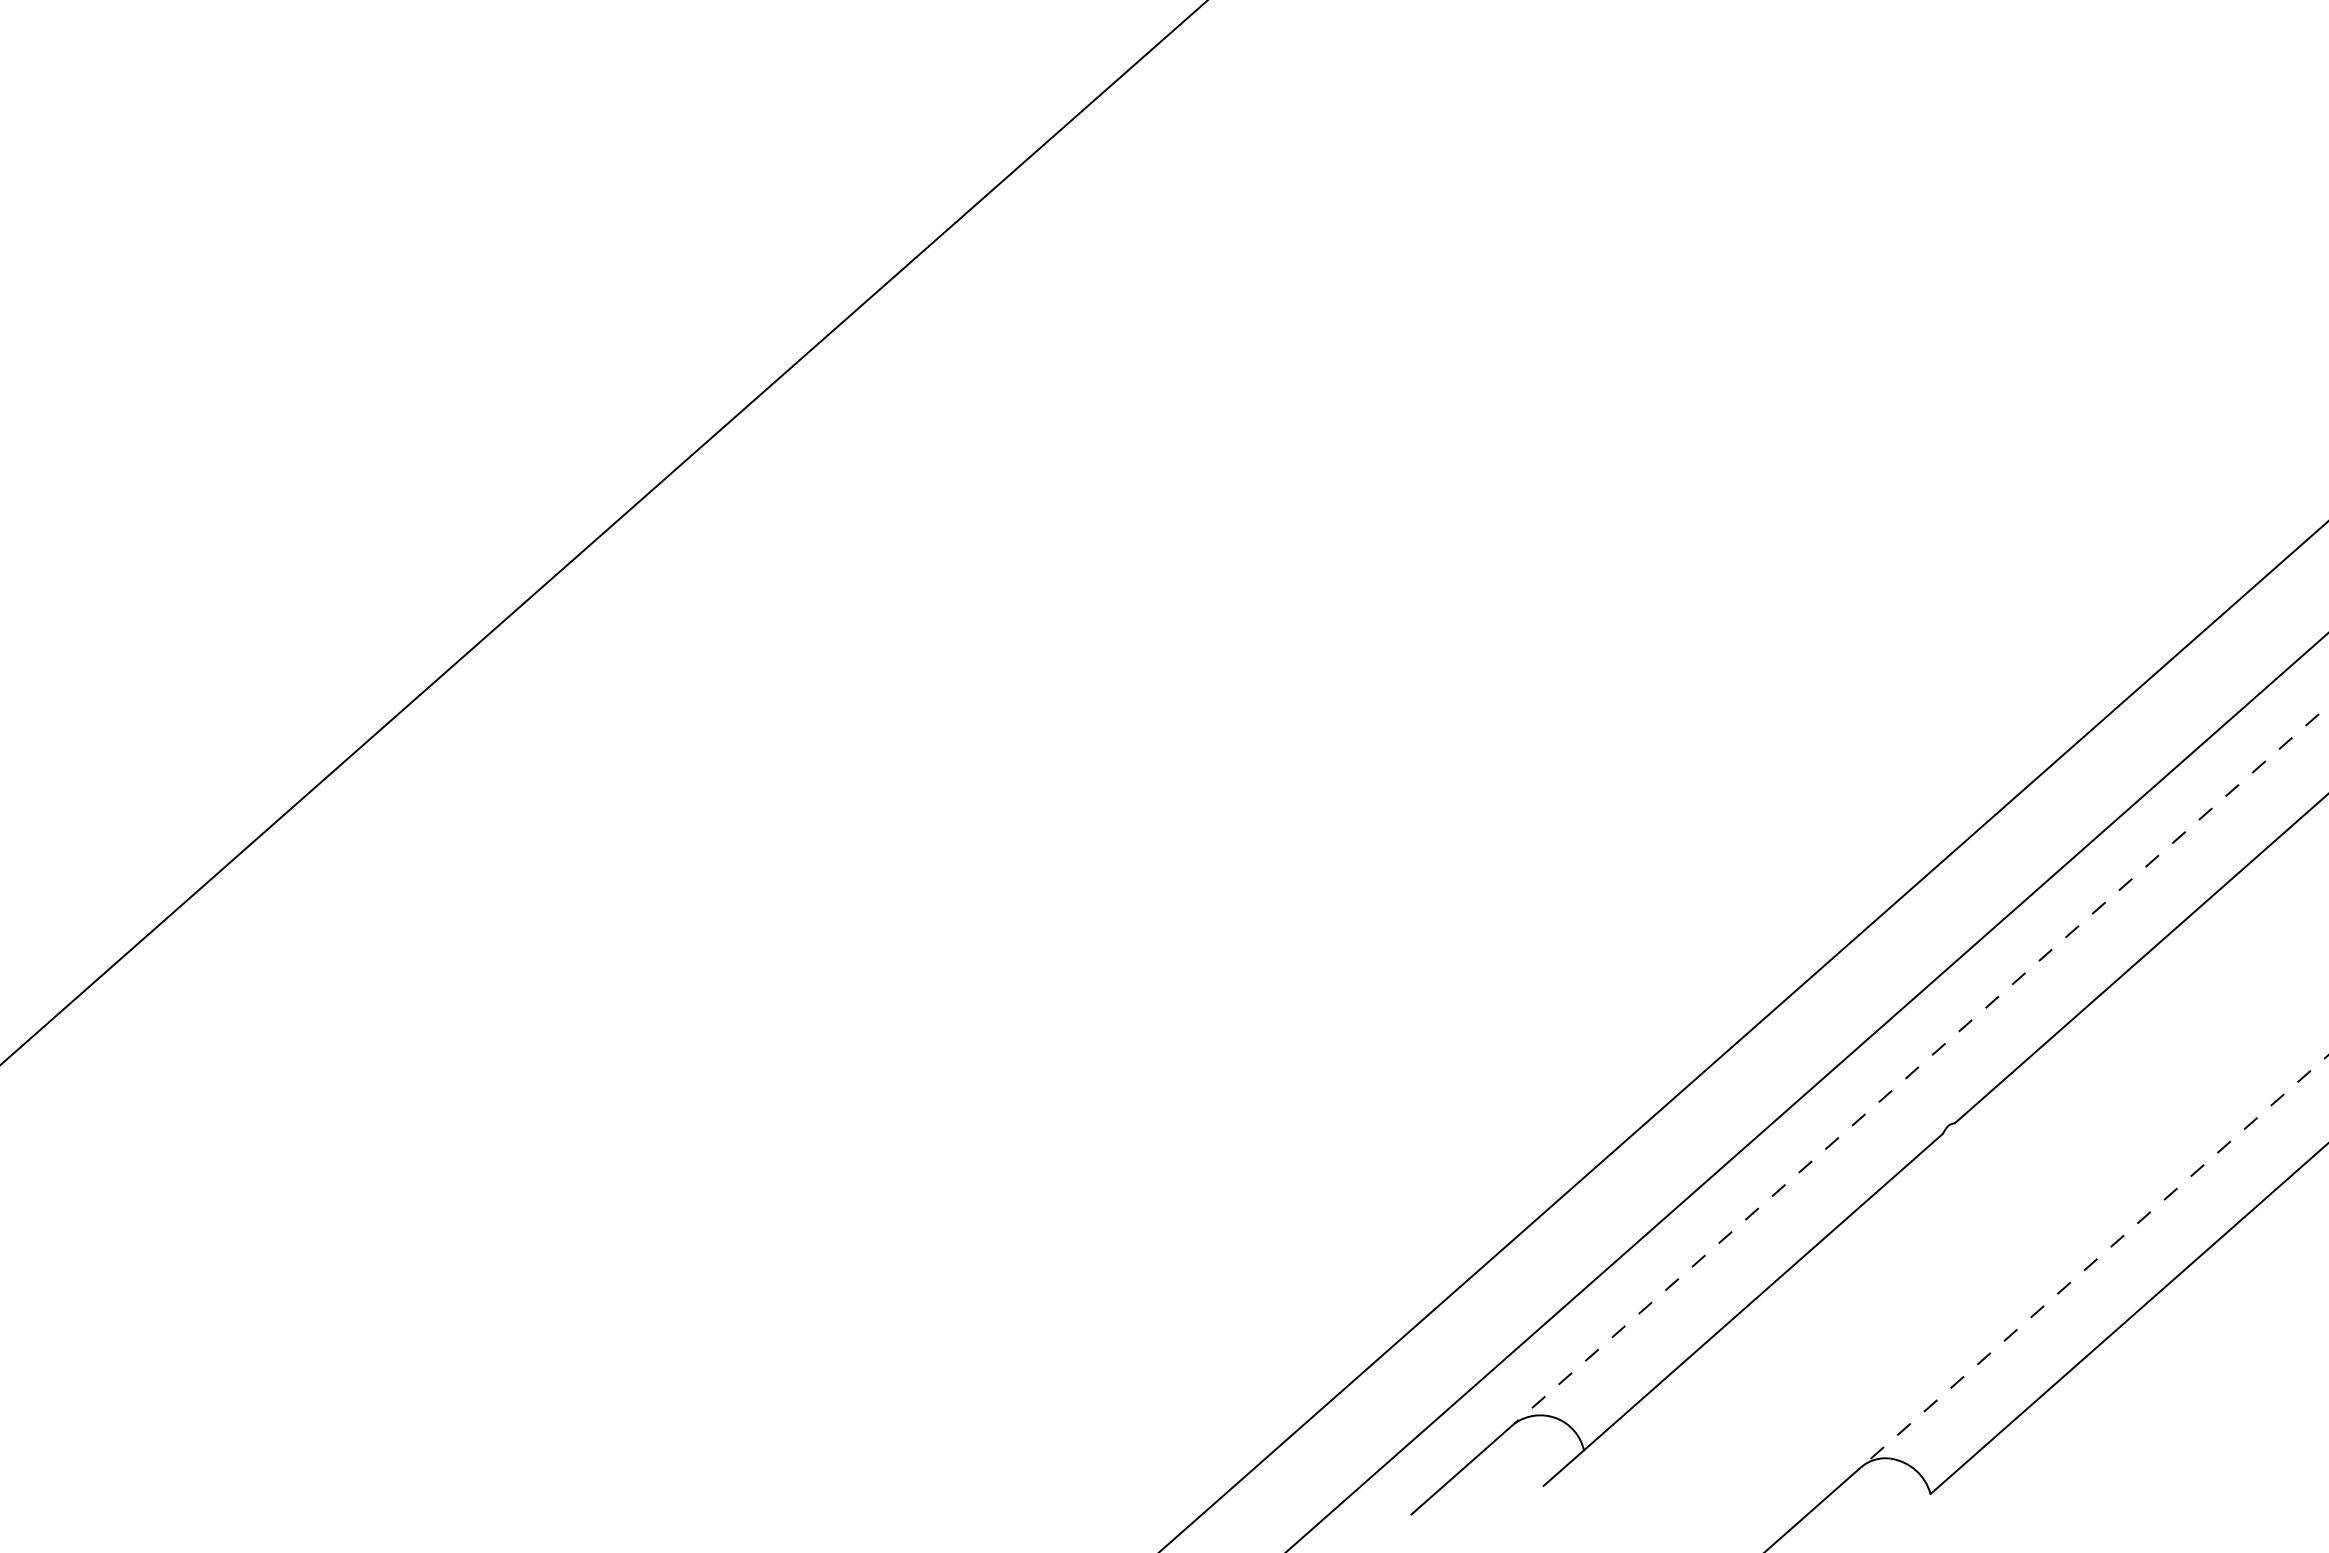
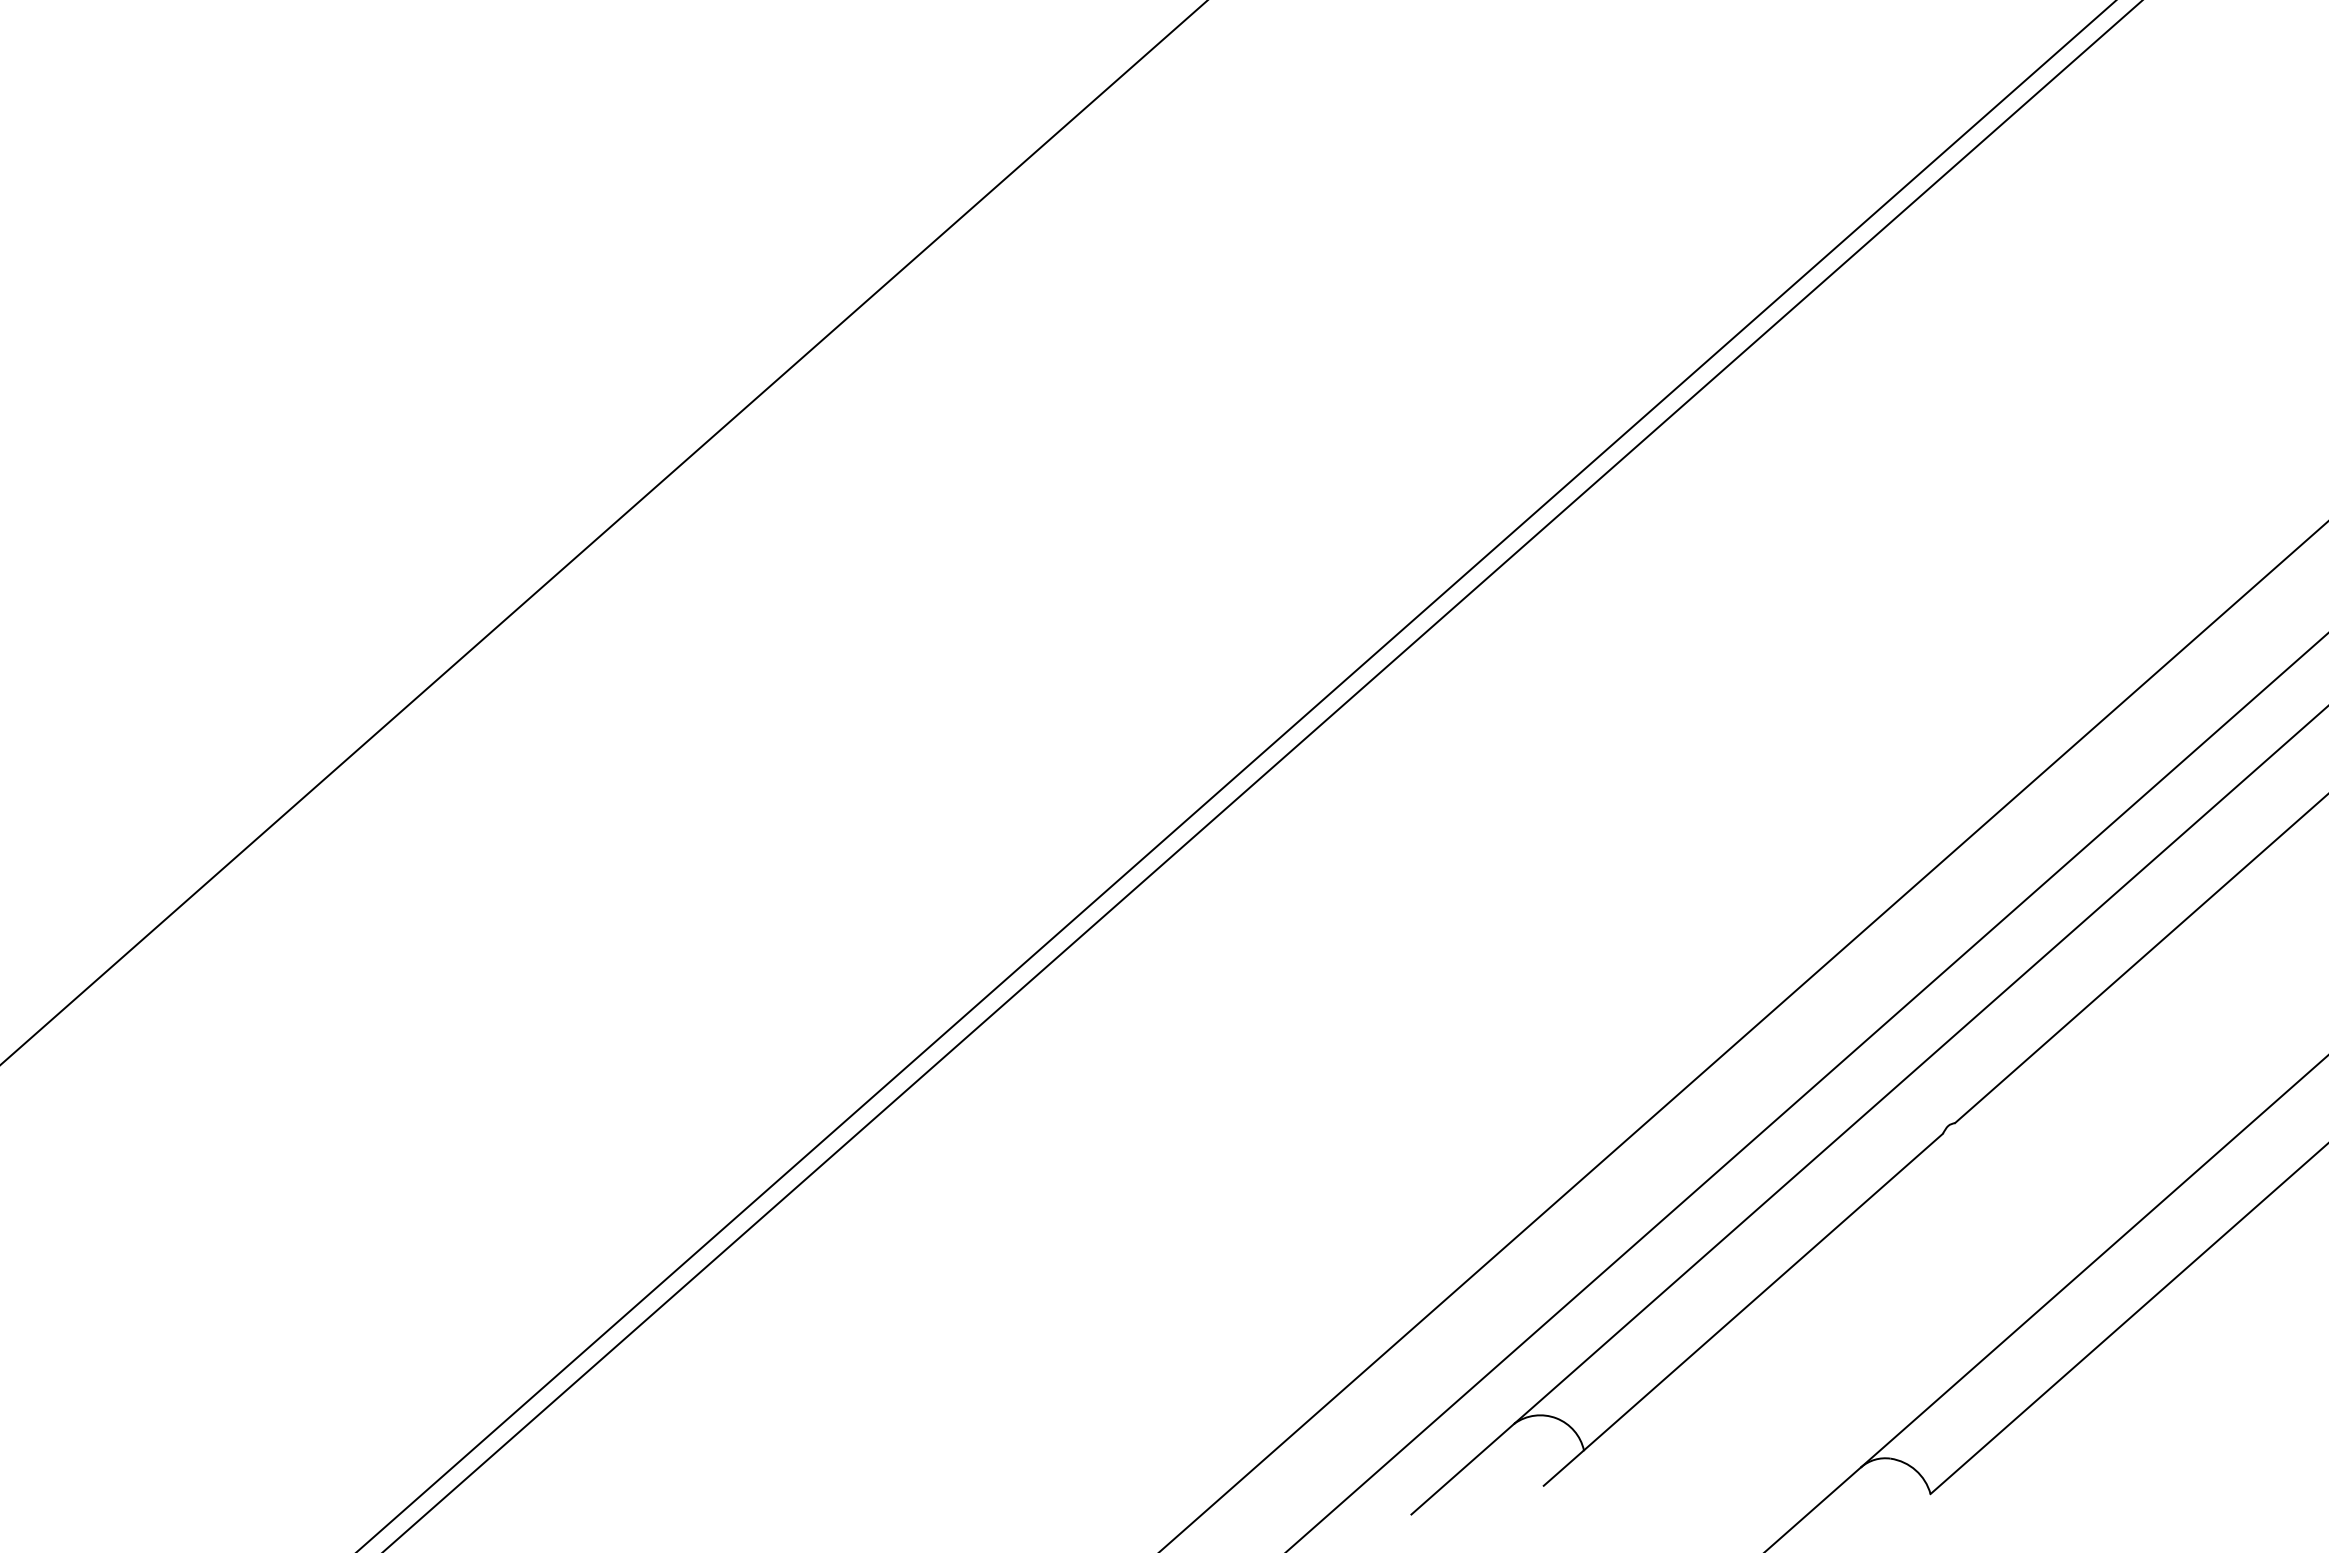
line: none -> present (1236, 775)
line: none -> present (1262, 775)
line: dashed -> solid (1921, 1064)
line: dashed -> solid (2094, 1261)
